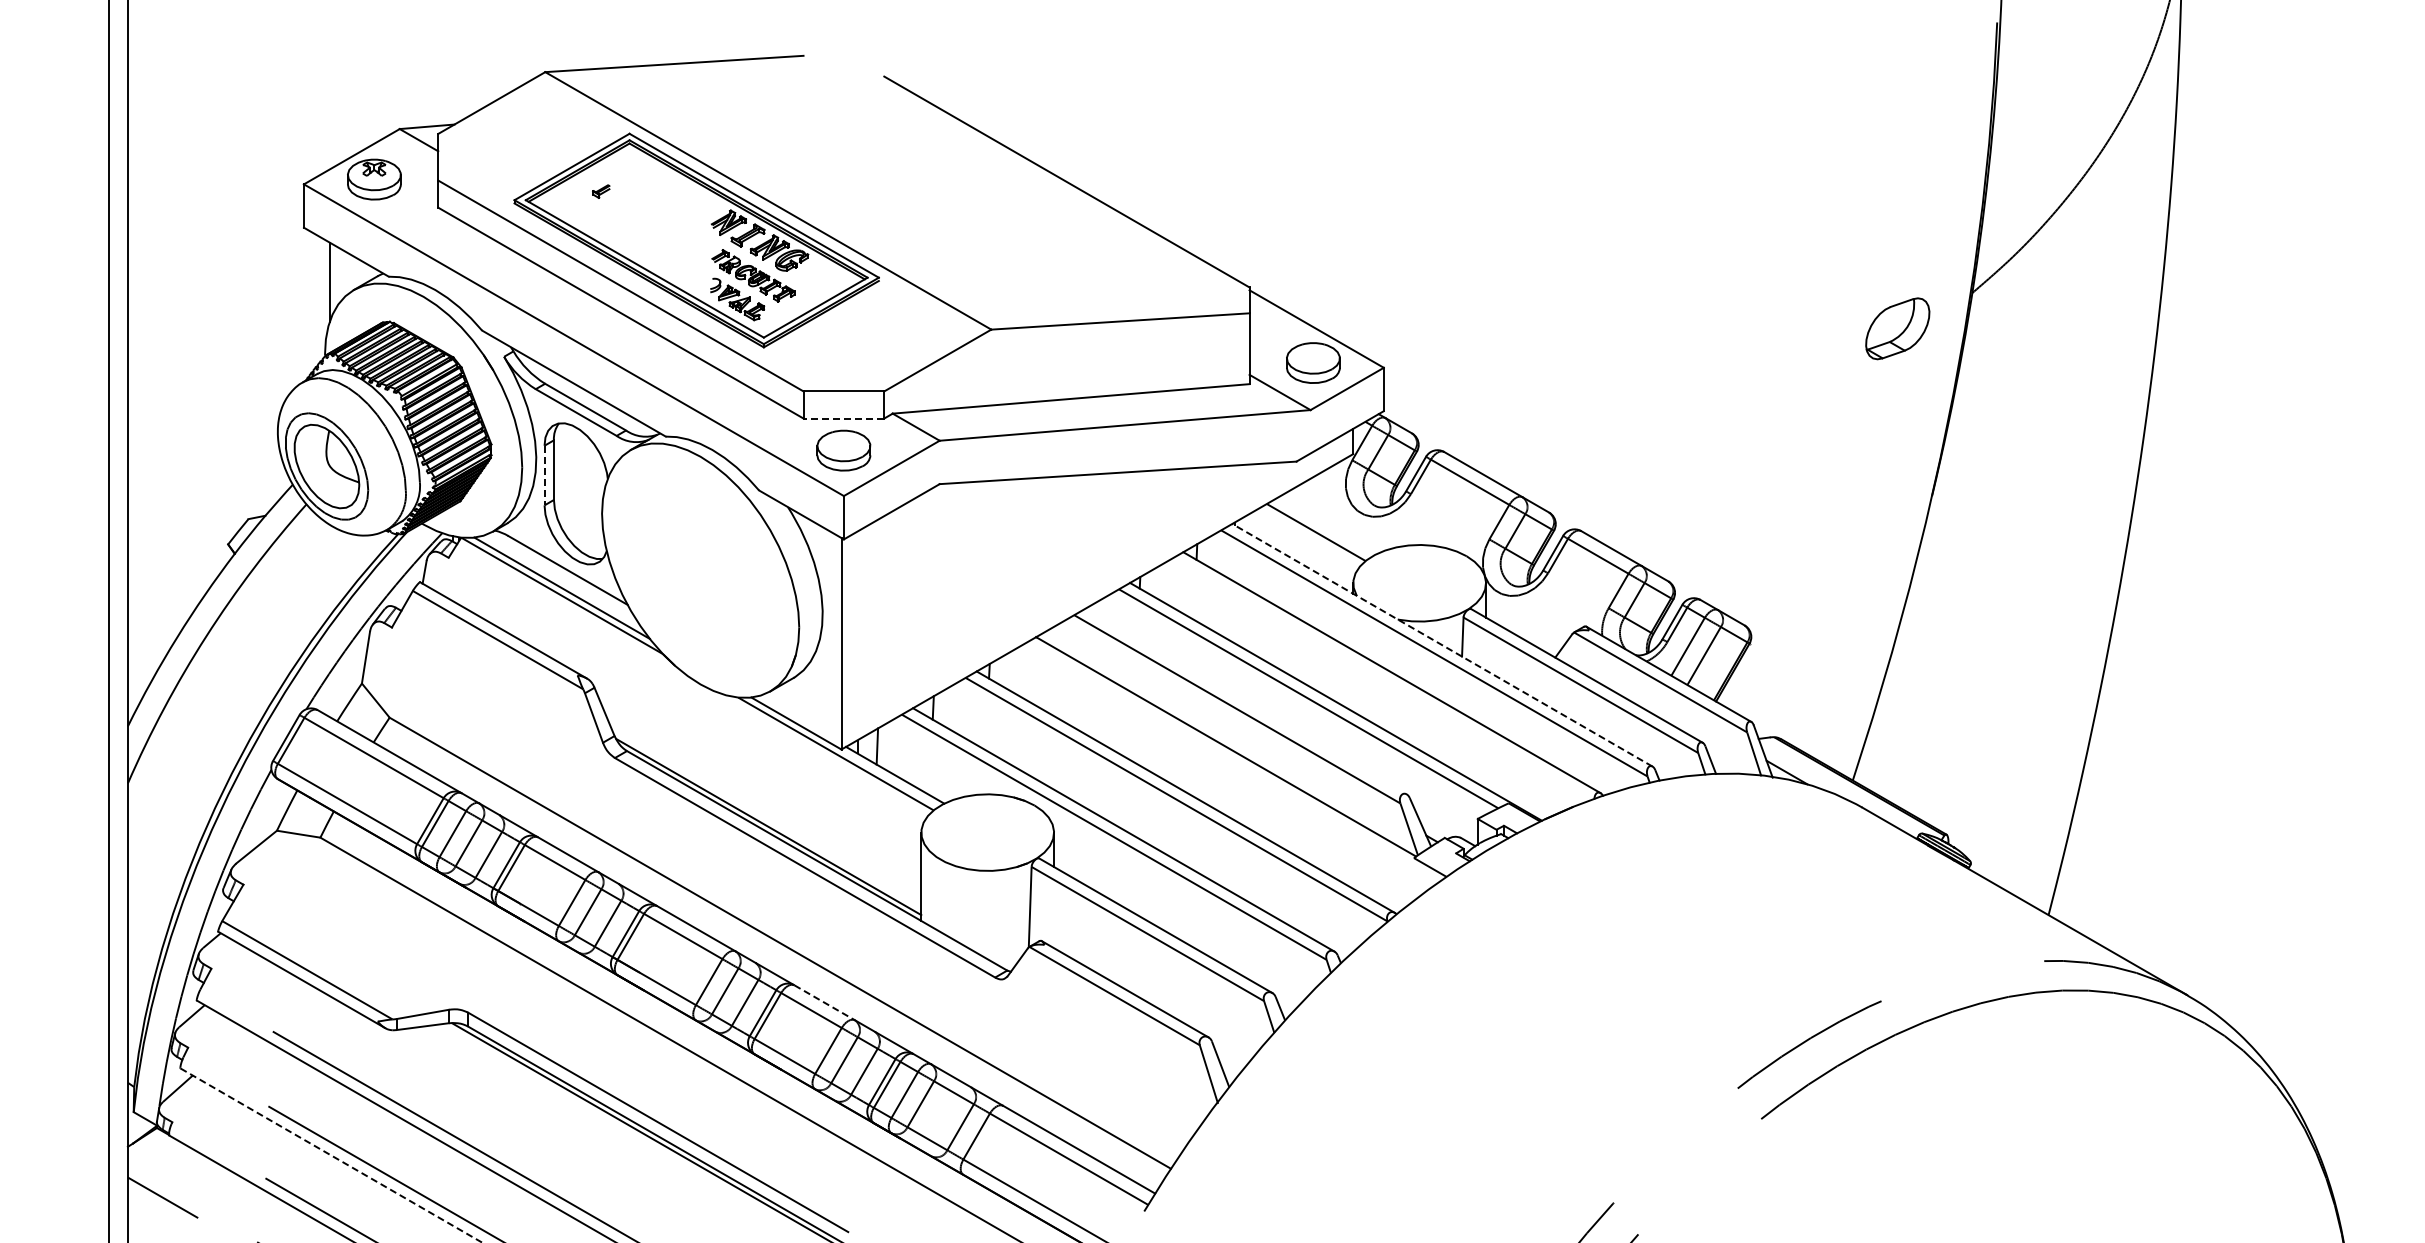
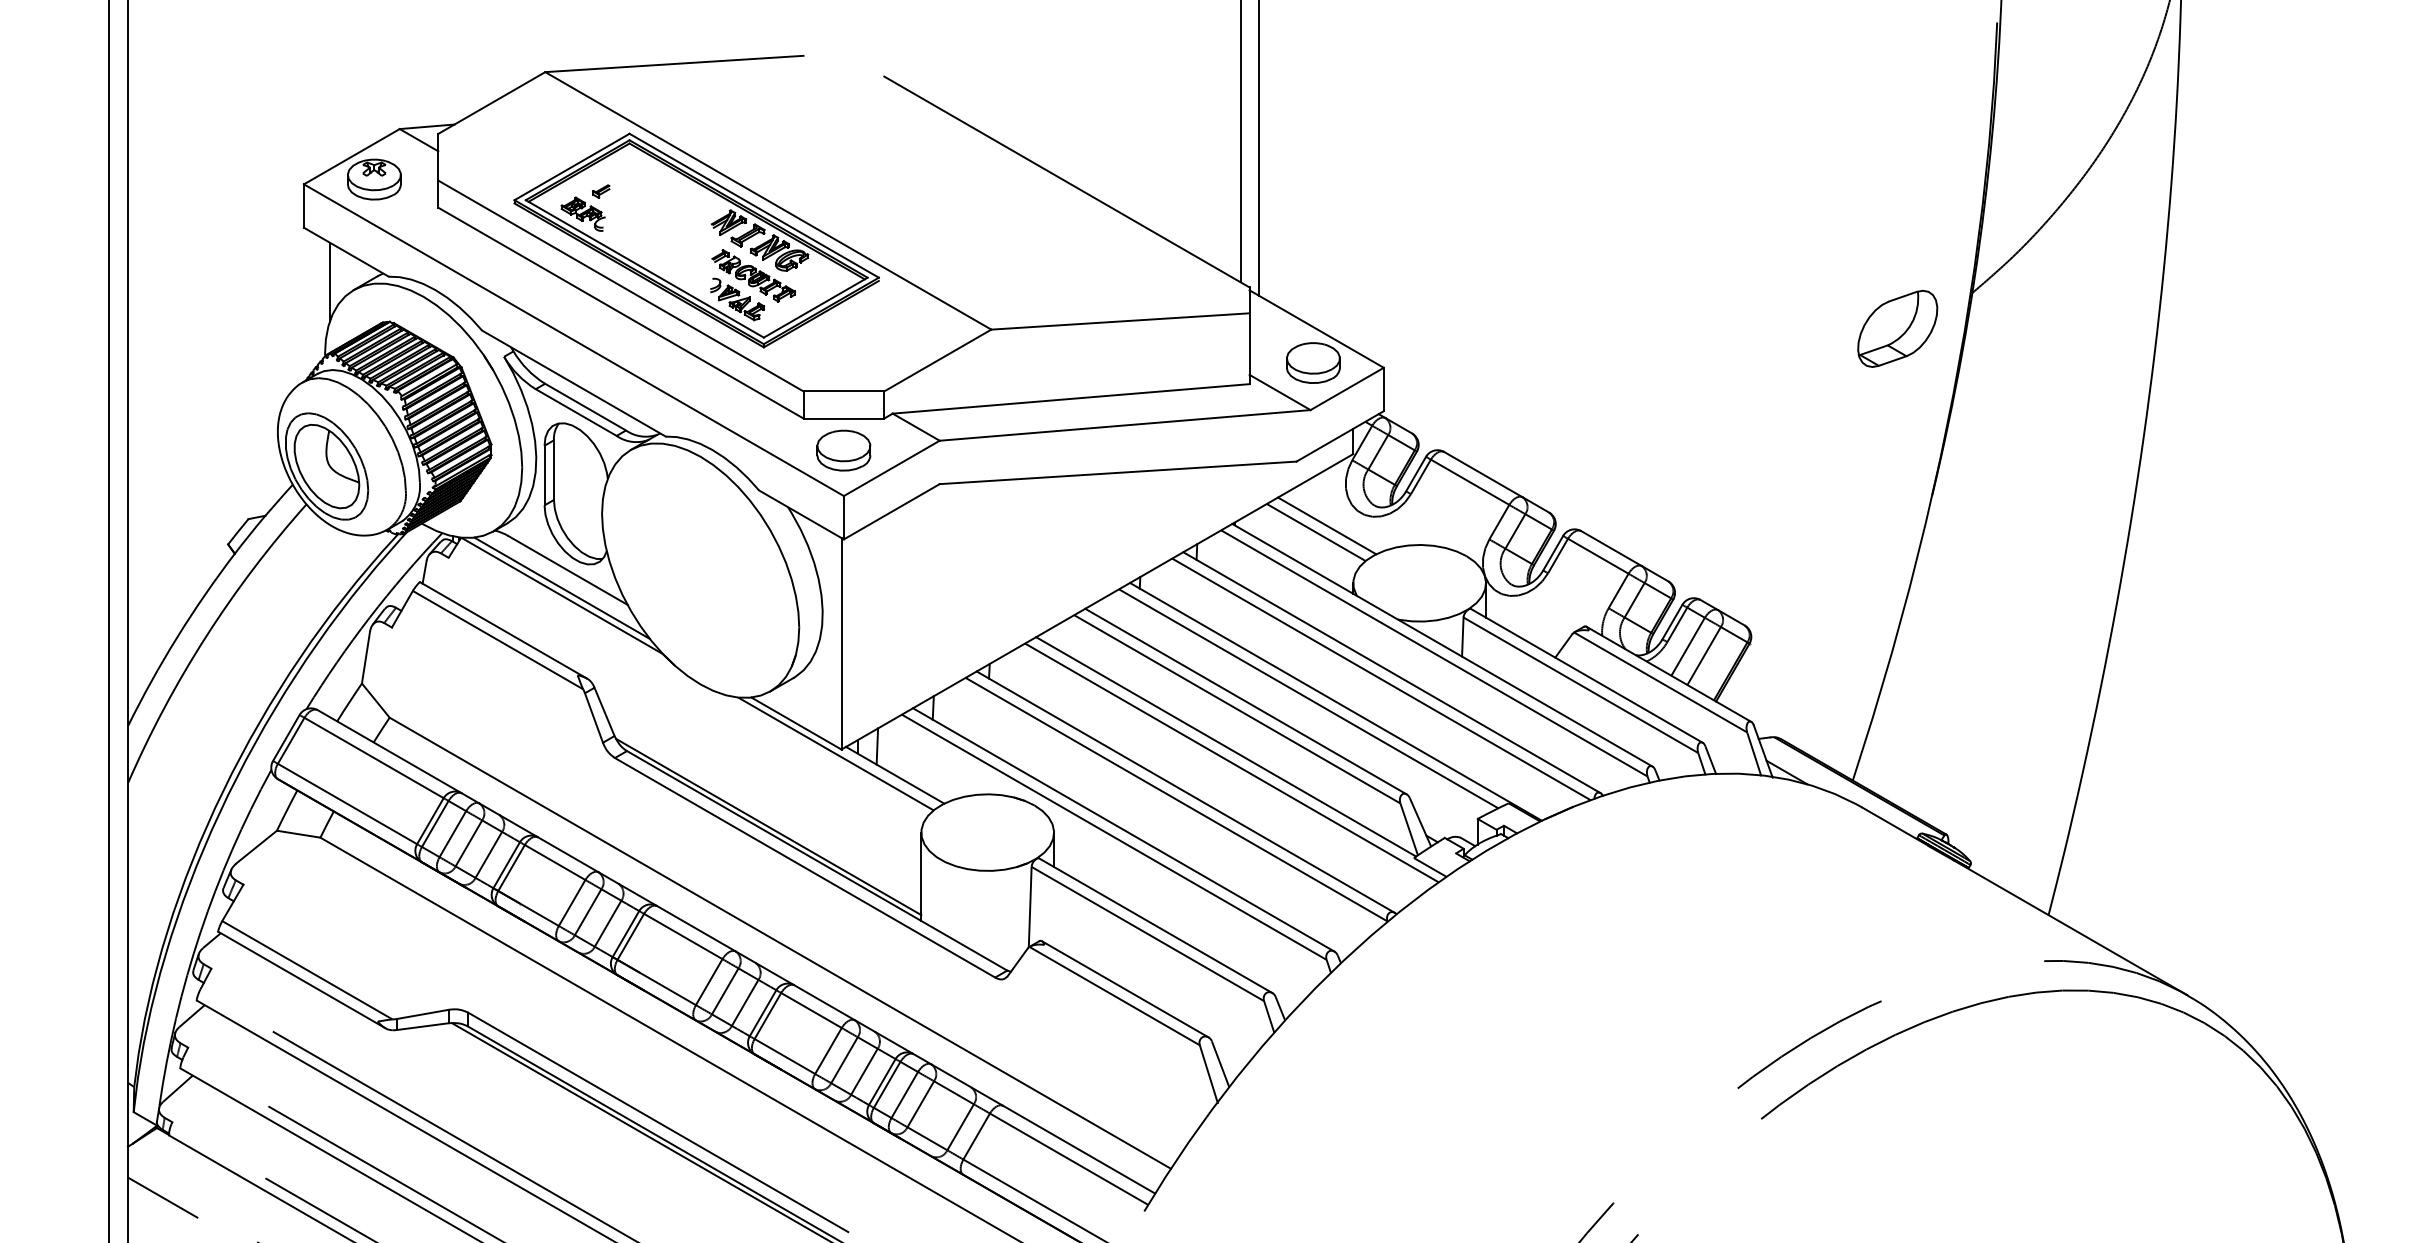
line: none -> present (1240, 142)
line: none -> present (1259, 148)
part: none -> present (582, 213)
part size: 66x64 px -> 82x79 px (1897, 328)
line: dashed -> solid (843, 418)
line: dashed -> solid (544, 475)
line: none -> present (1327, 525)
line: dashed -> solid (1442, 645)
line: none -> present (1381, 679)
line: none -> present (1245, 701)
line: none -> present (1231, 762)
line: dashed -> solid (824, 1002)
line: dashed -> solid (332, 1155)
